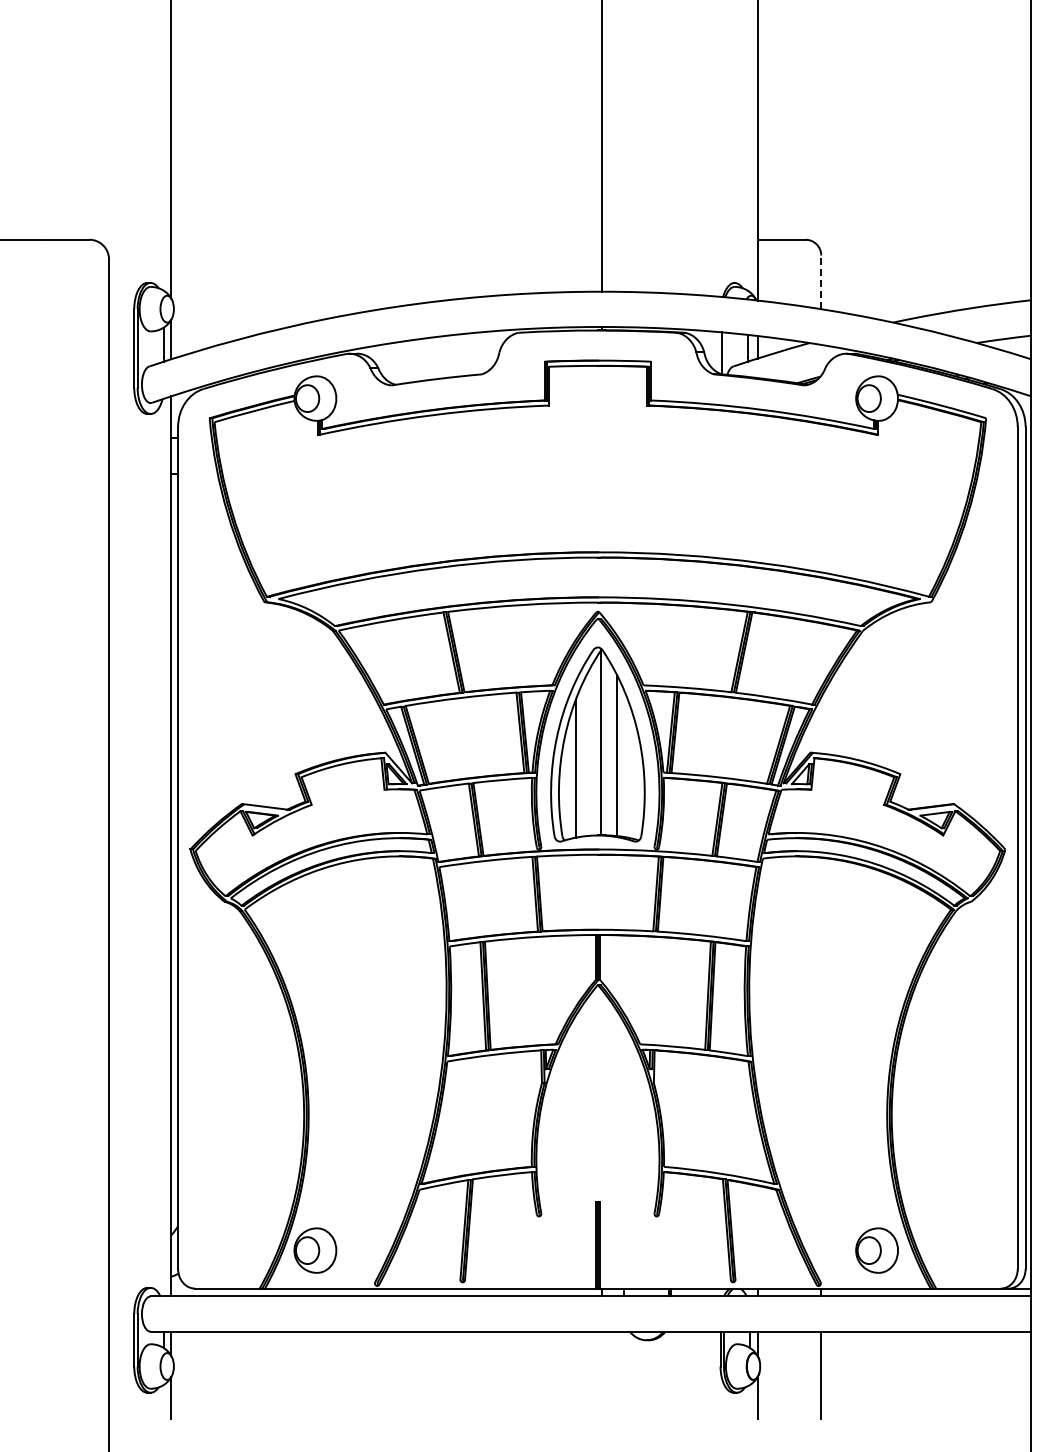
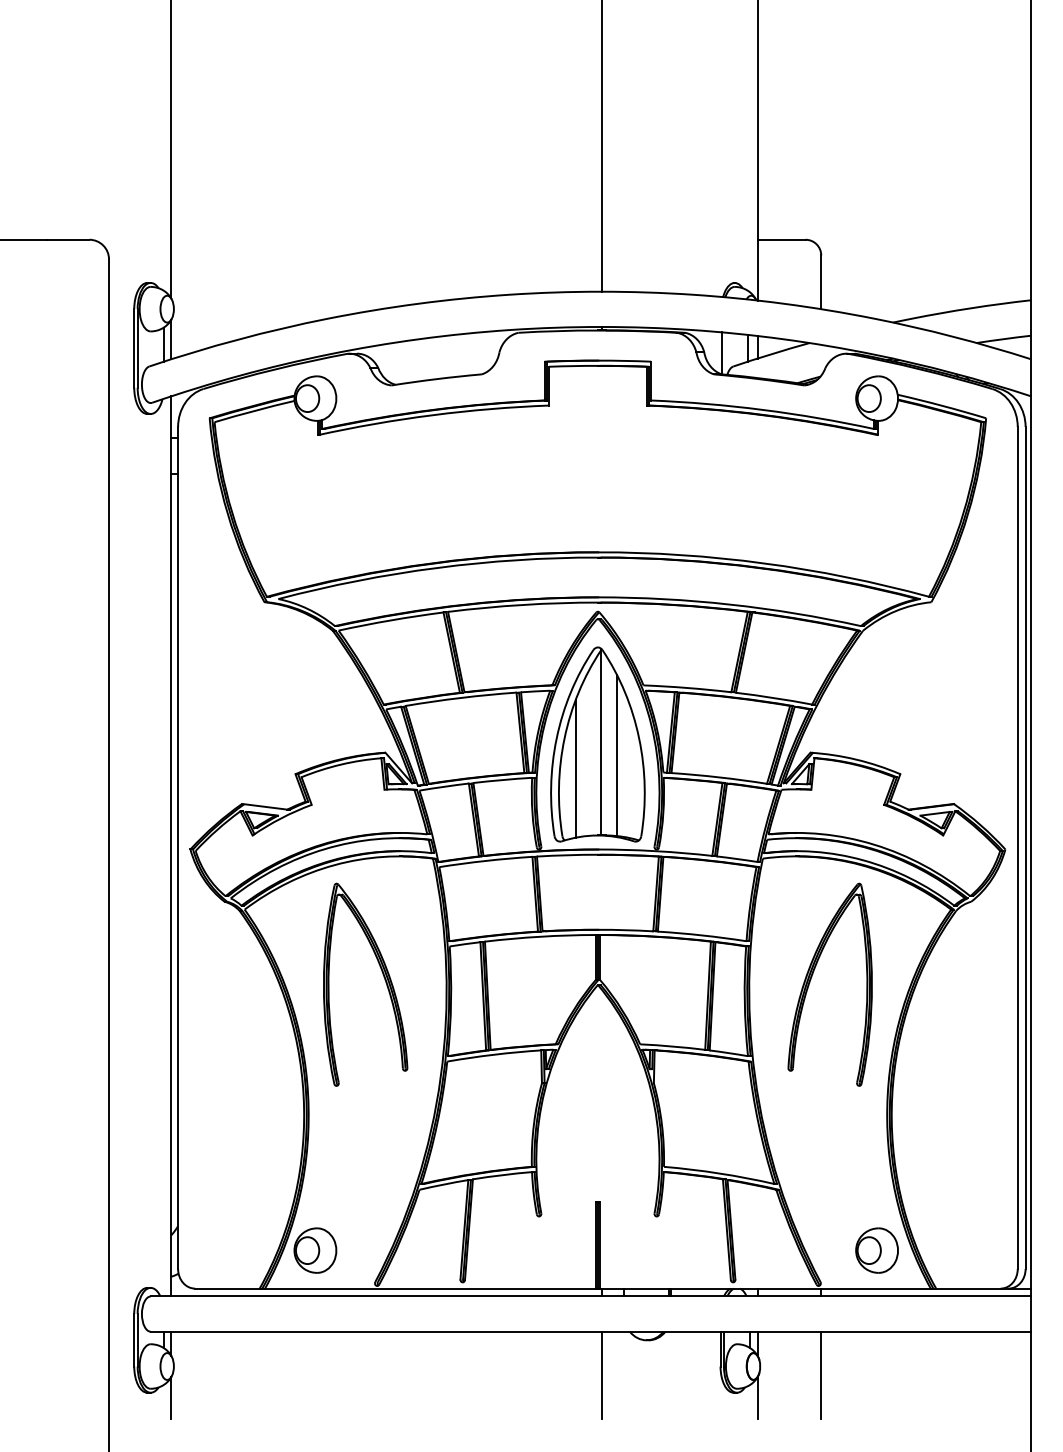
line: dashed -> solid (821, 282)
part: none -> present (383, 977)
part: none -> present (812, 977)
line: none -> present (601, 1374)
